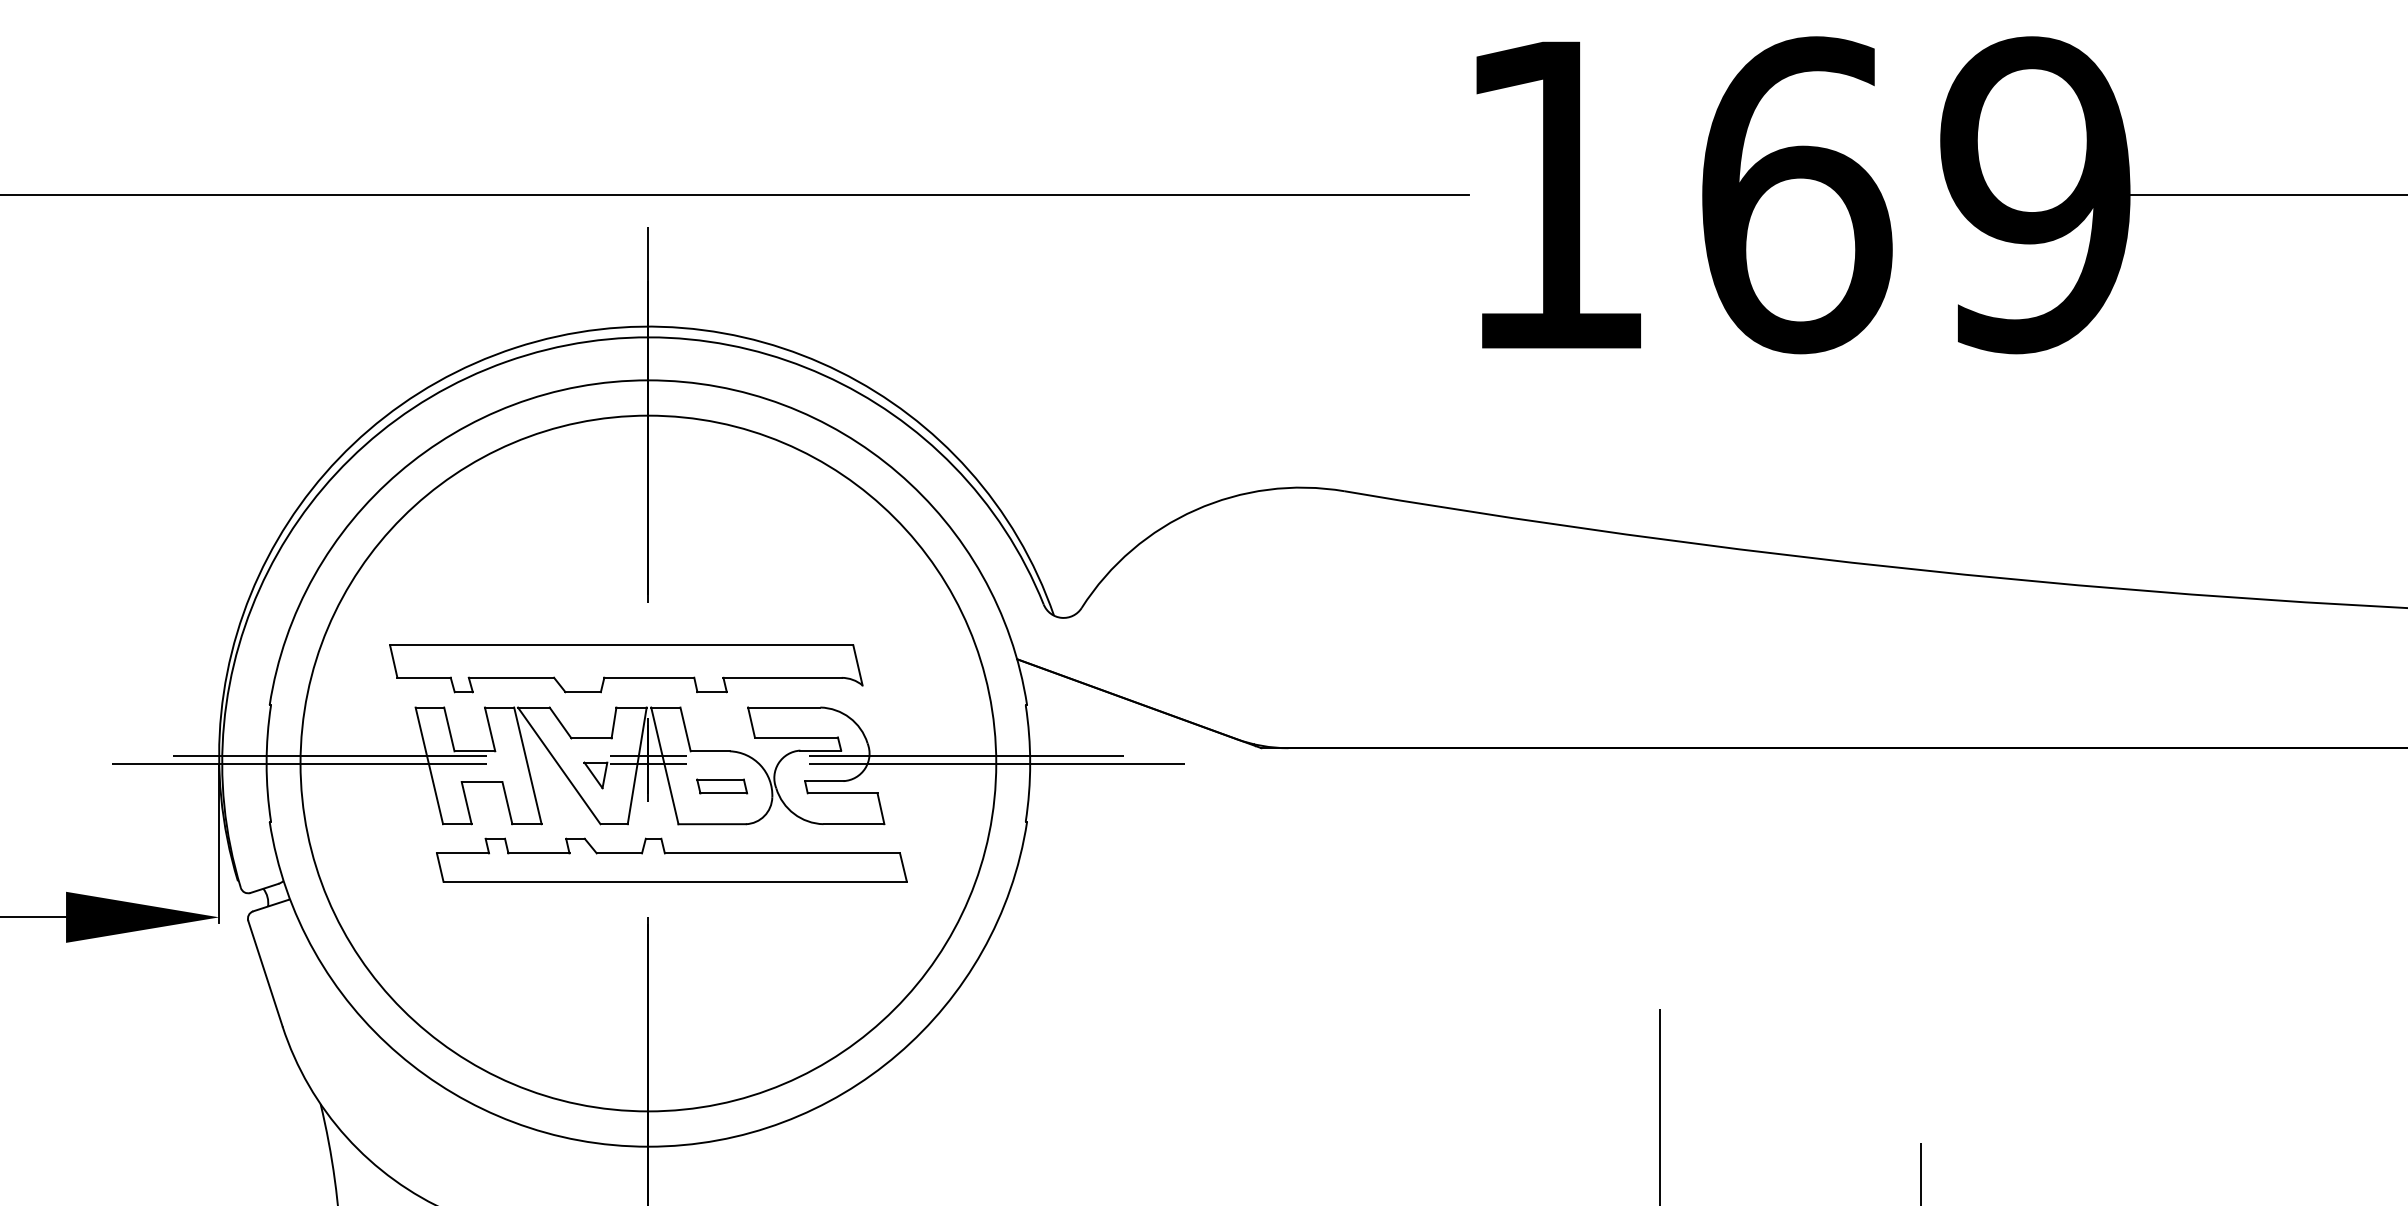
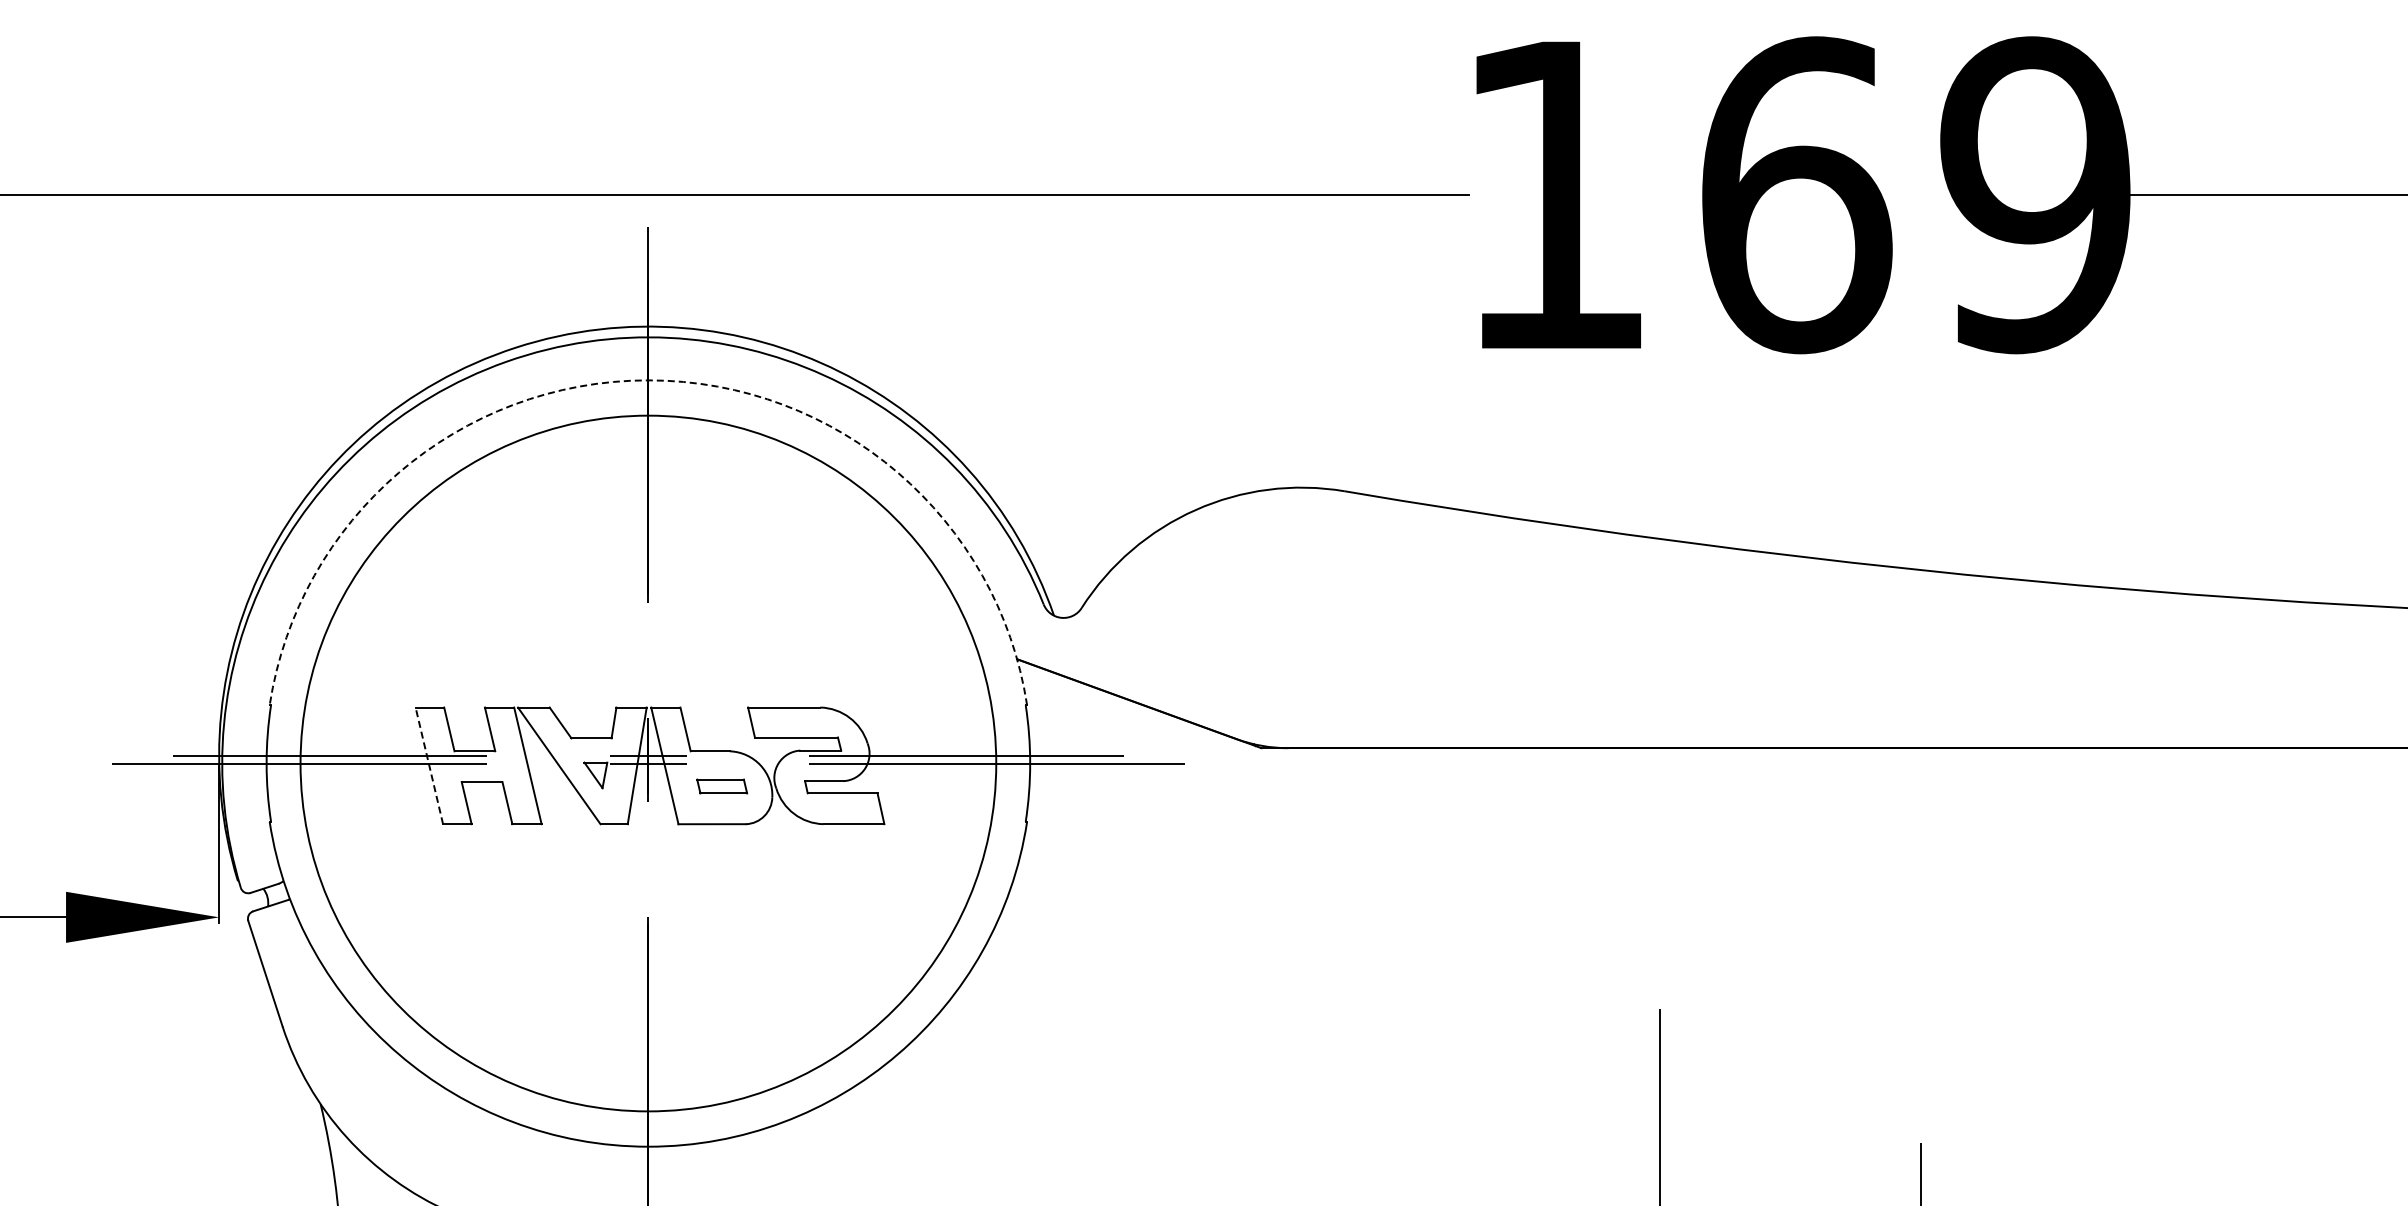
arc: solid -> dashed (648, 380)
part: present -> none (626, 668)
line: solid -> dashed (429, 765)
part: present -> none (671, 859)
